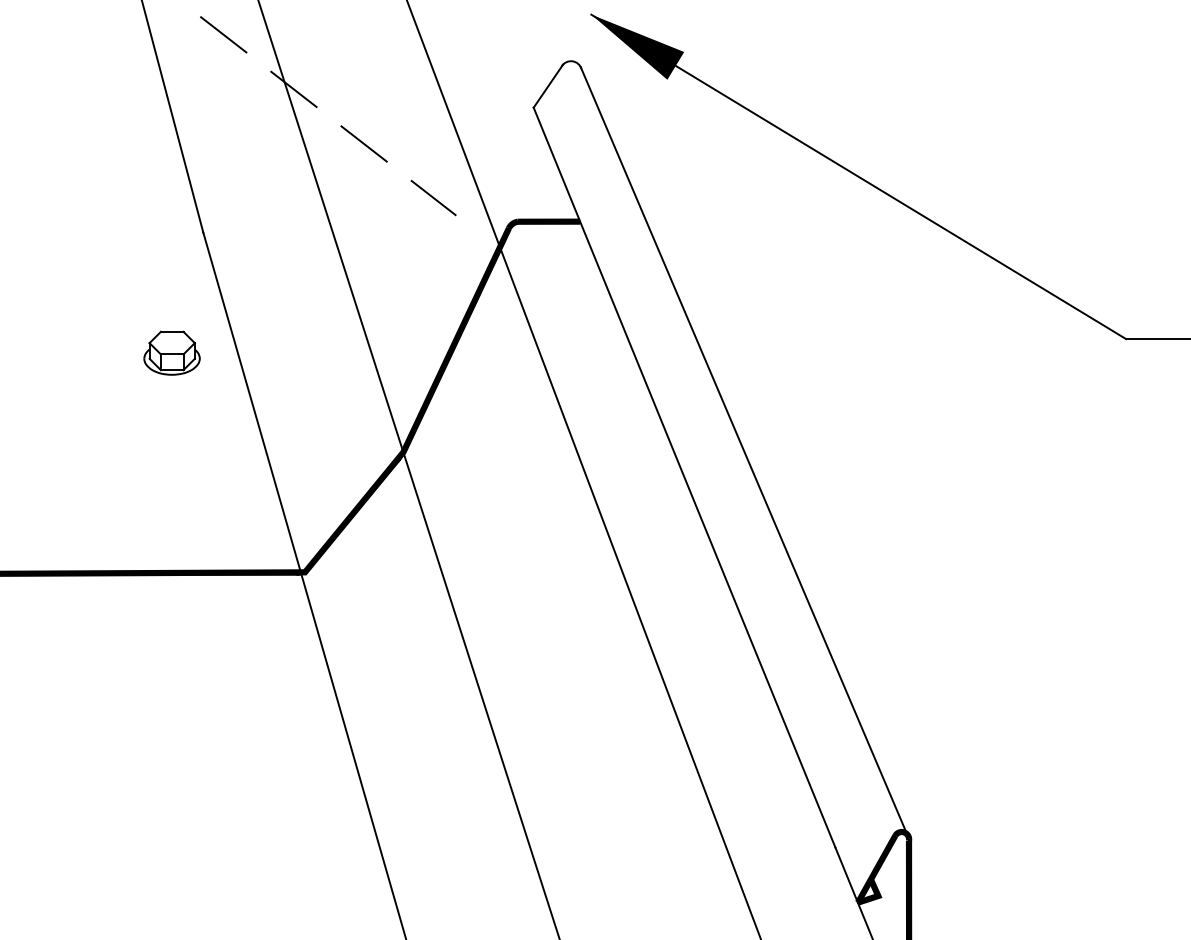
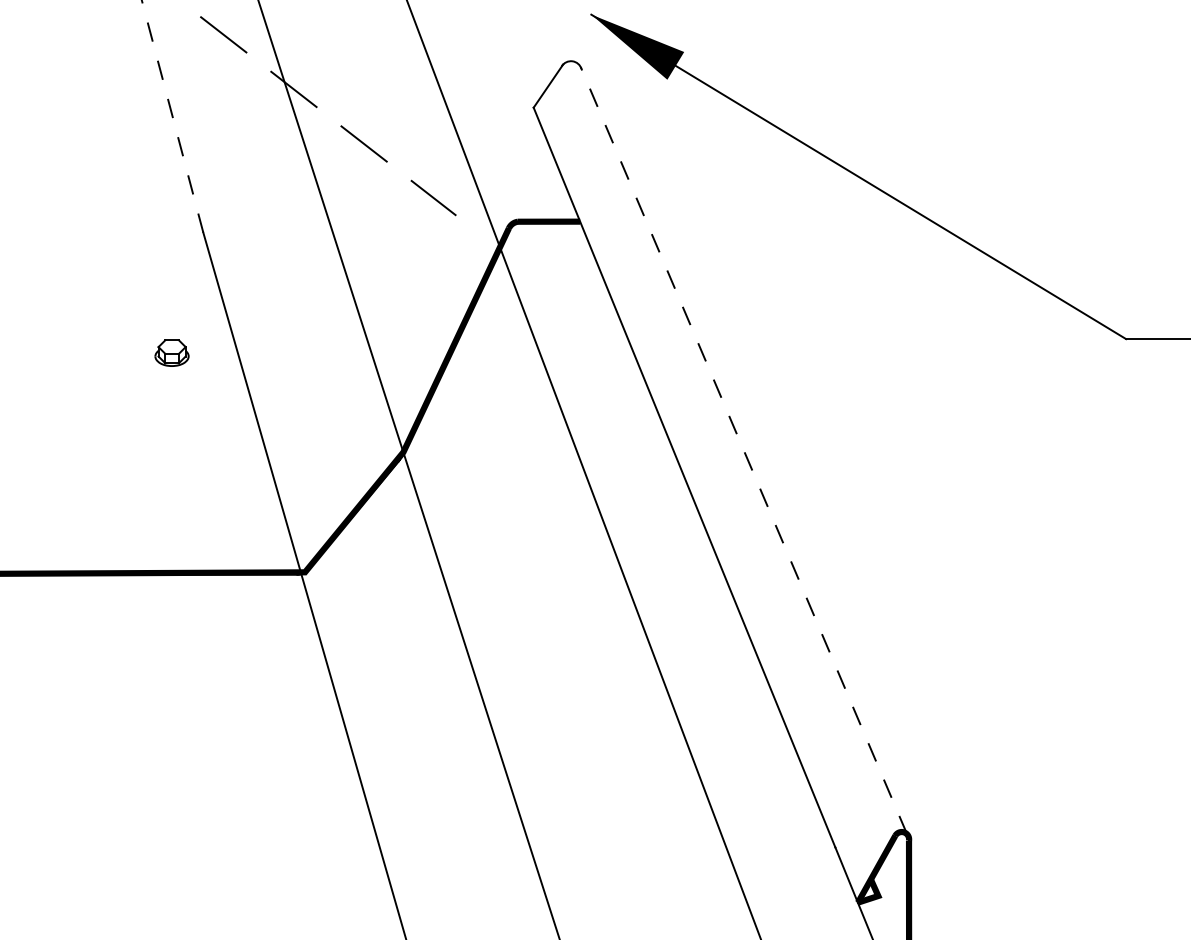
line: solid -> dashed (172, 116)
part size: 58x46 px -> 36x28 px (171, 352)
line: solid -> dashed (743, 450)
